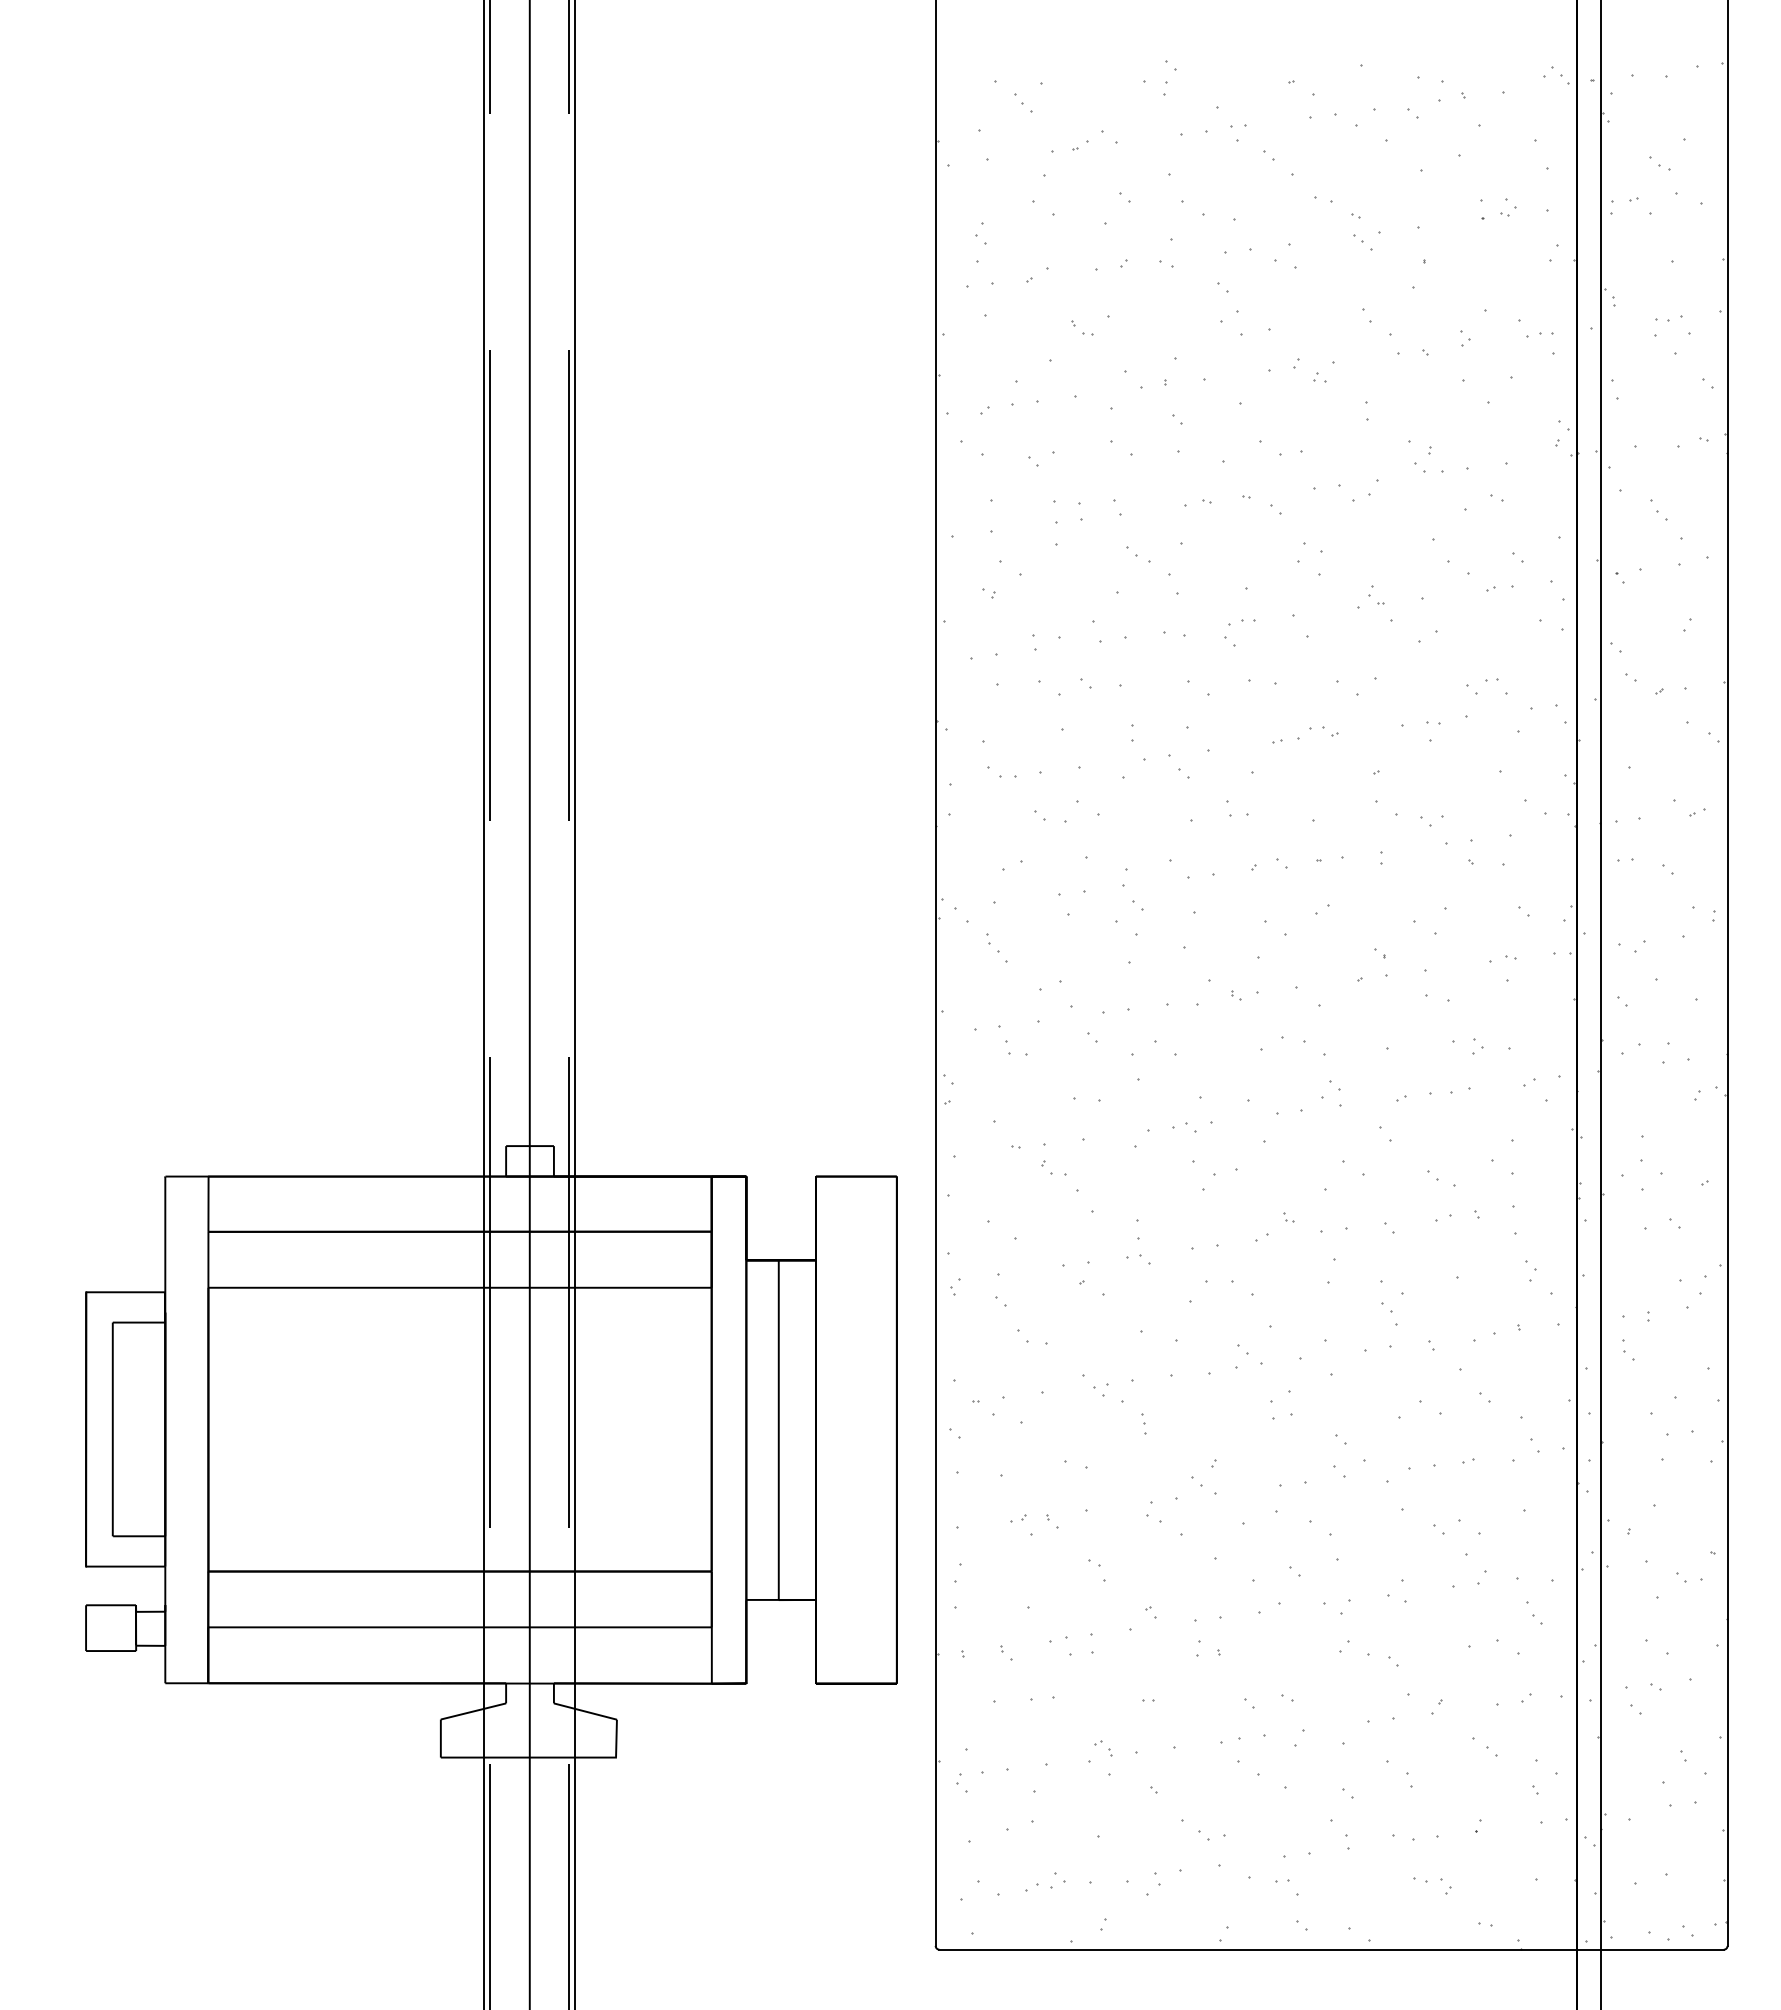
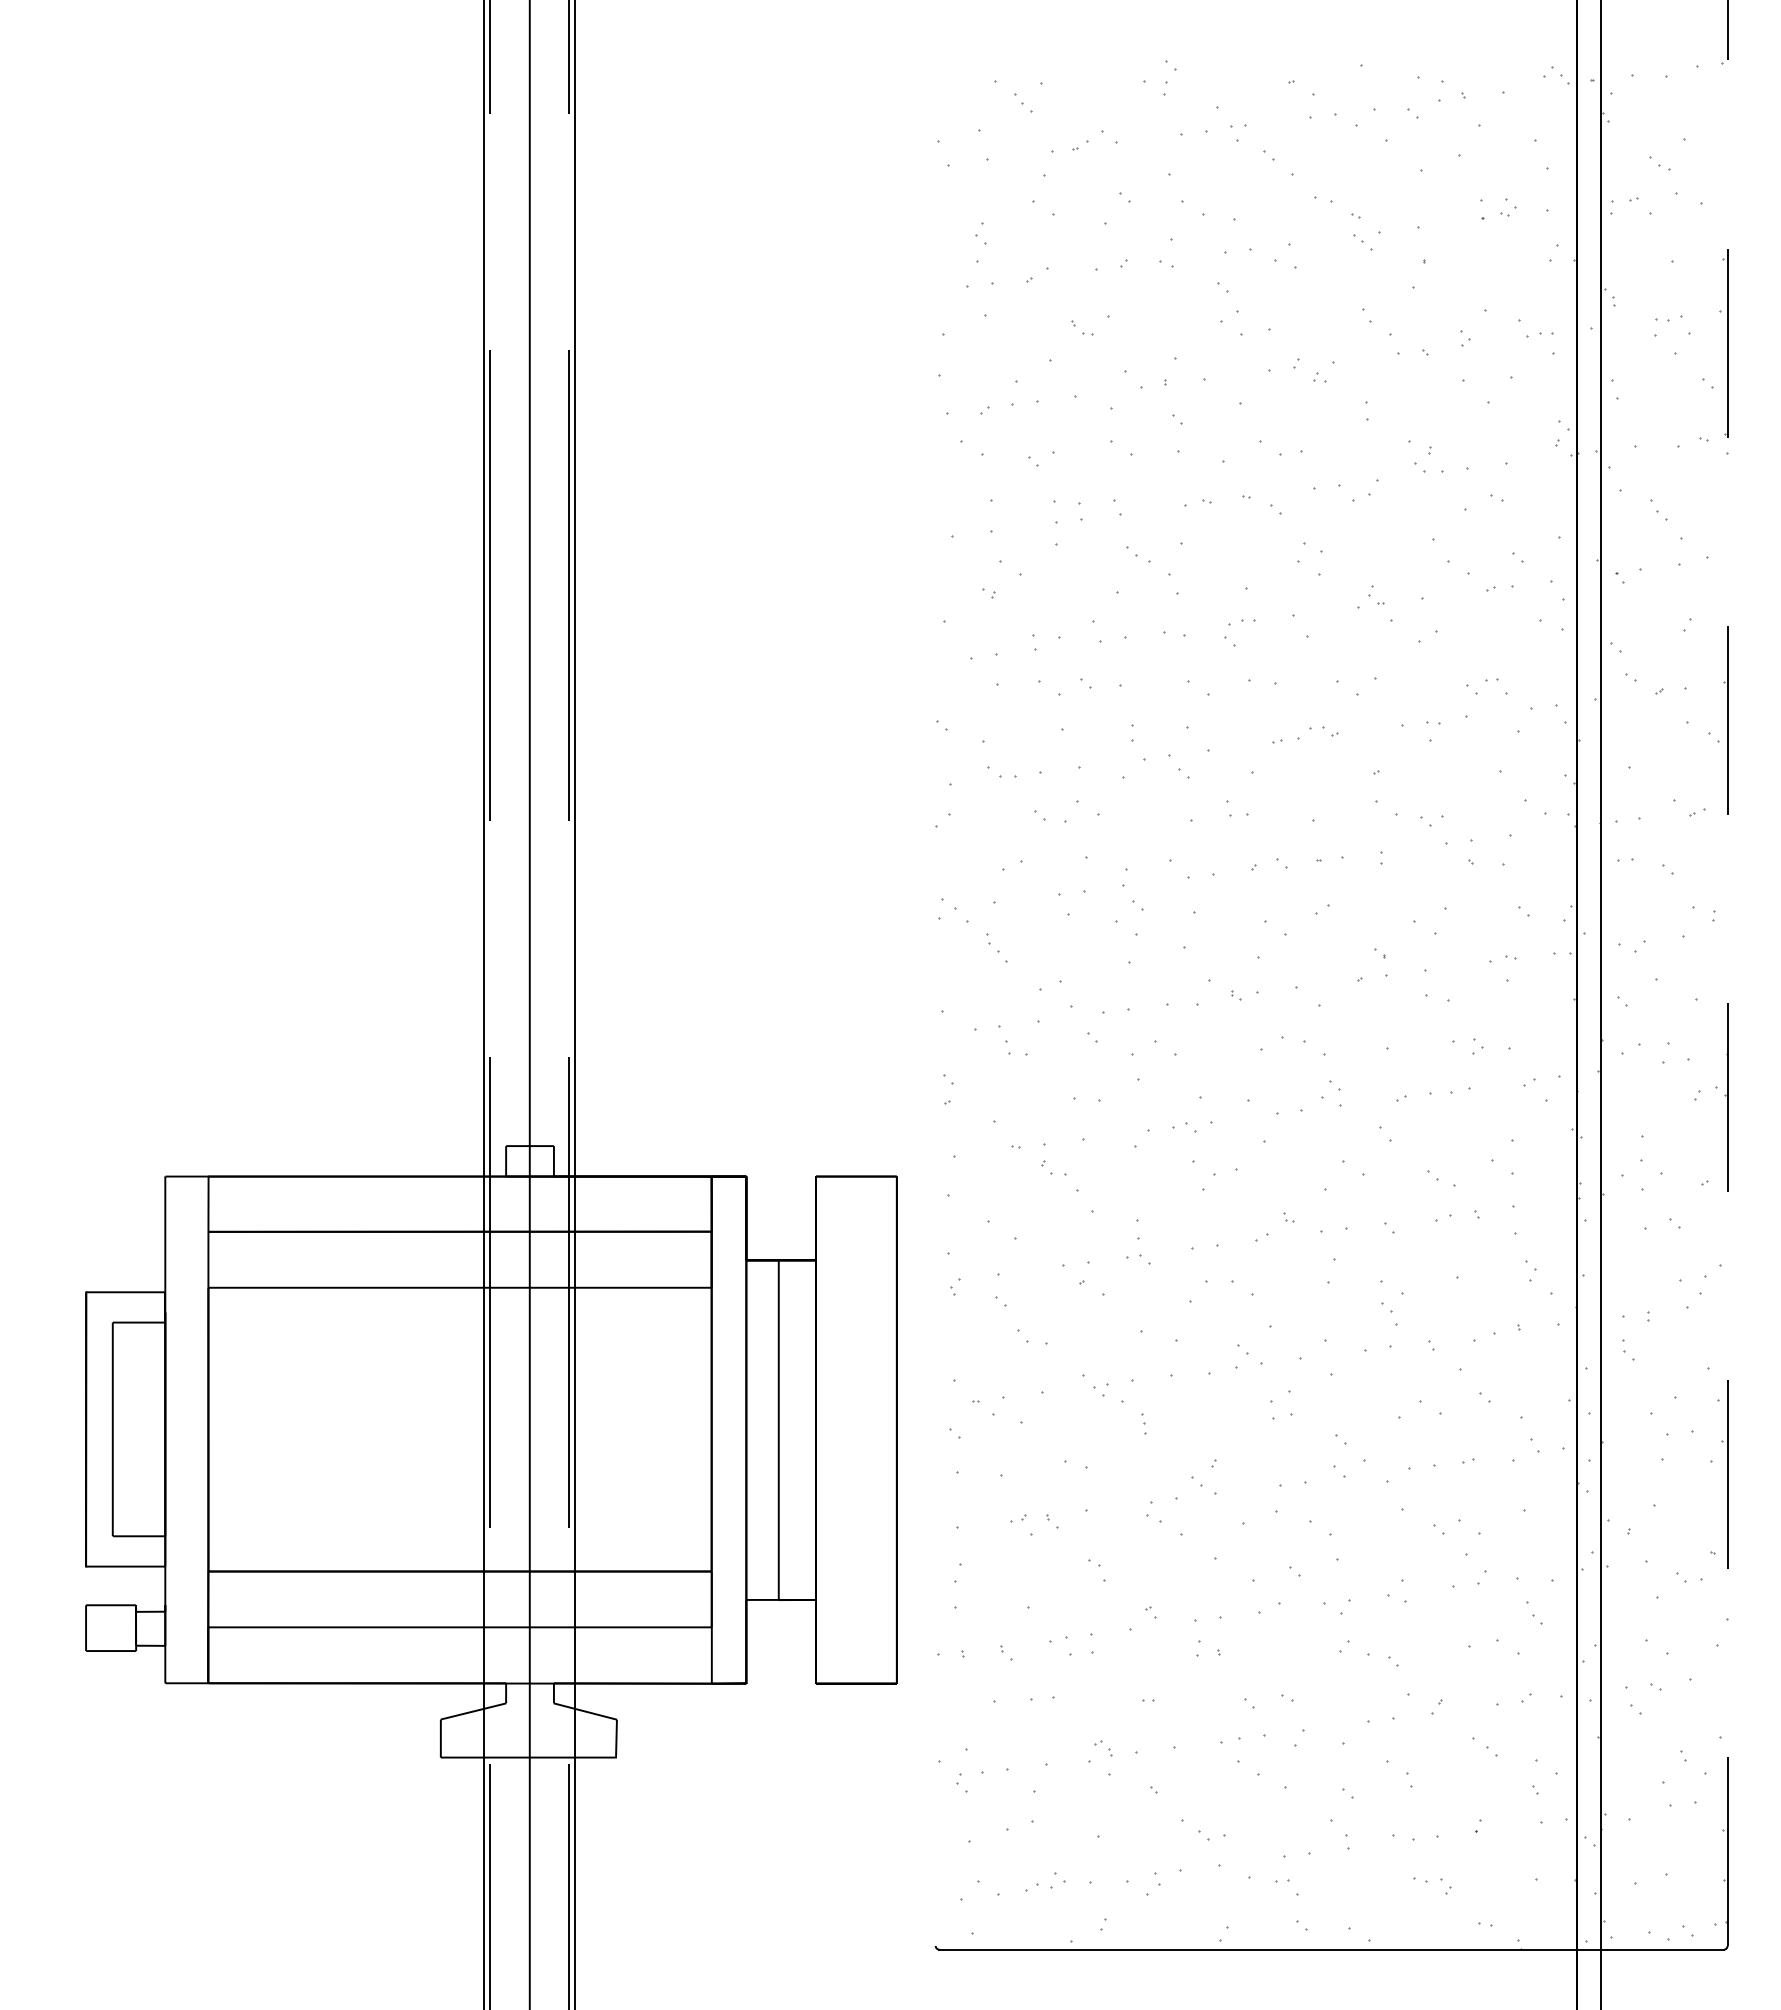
line: solid -> dashed (1727, 972)
line: present -> none (935, 973)
